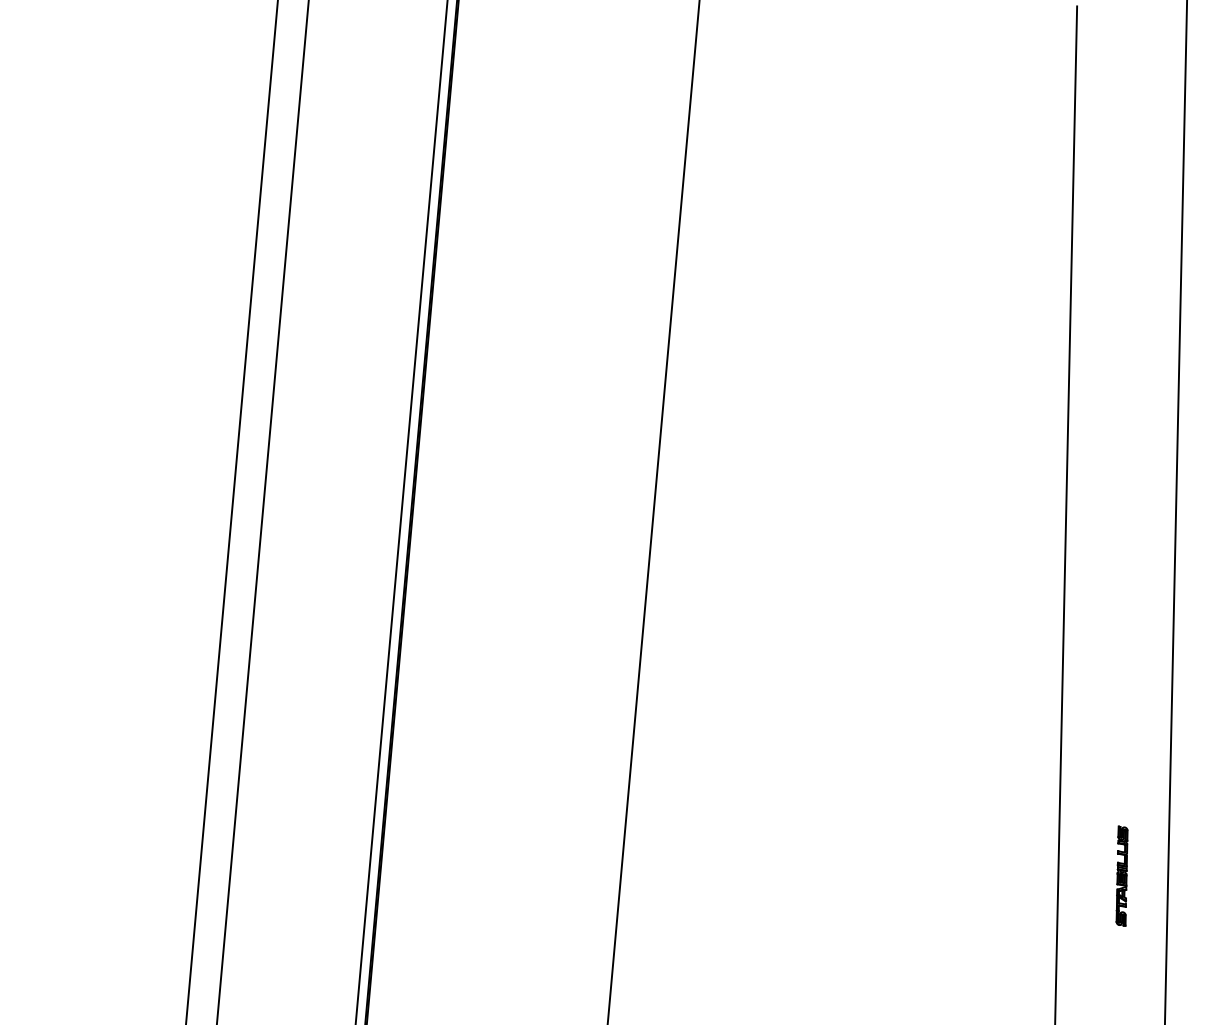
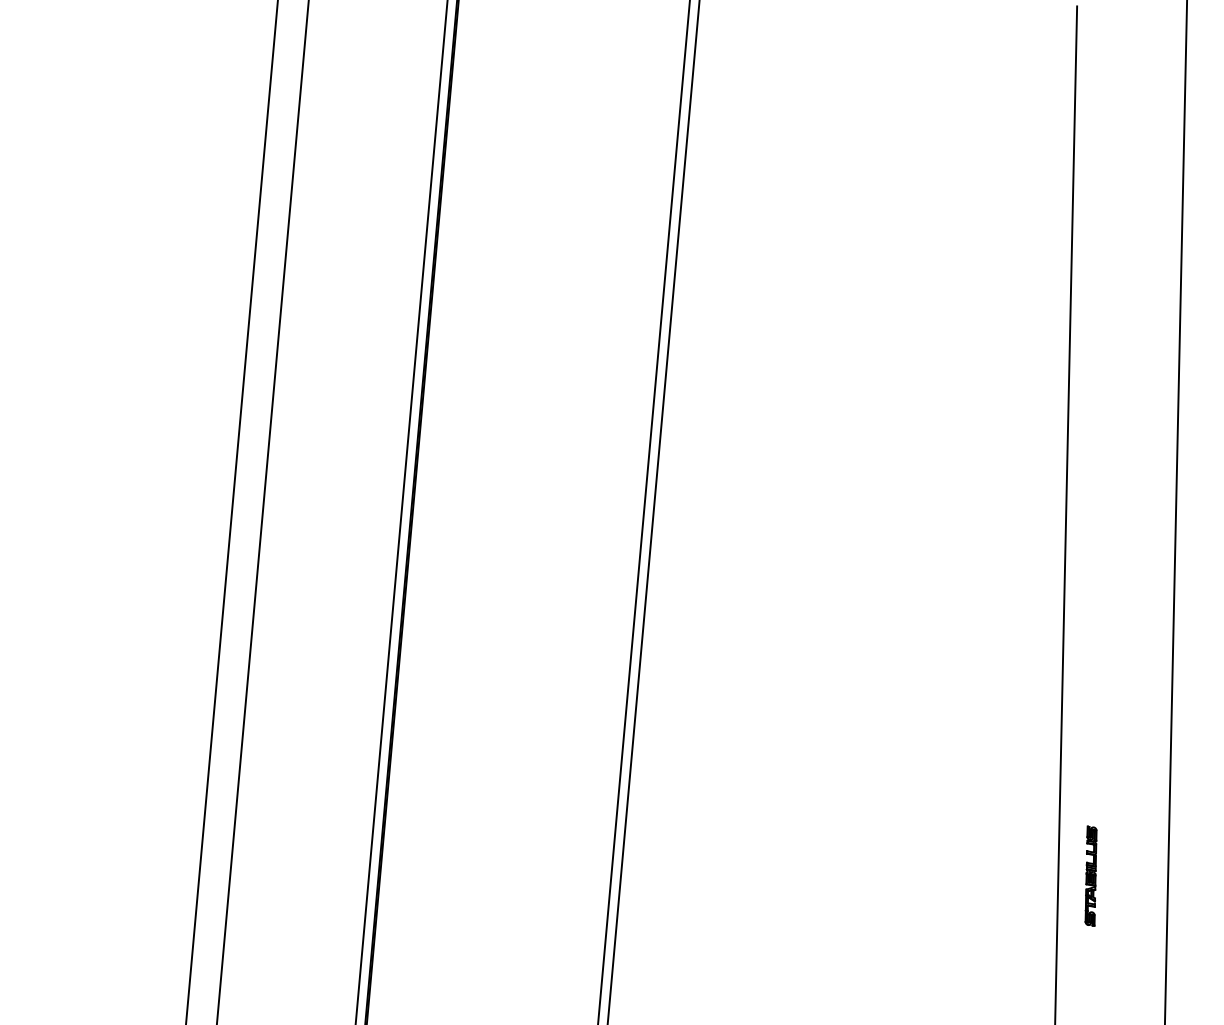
line: none -> present (643, 511)
part position: (1121, 875) -> (1090, 875) (1090, 875)
